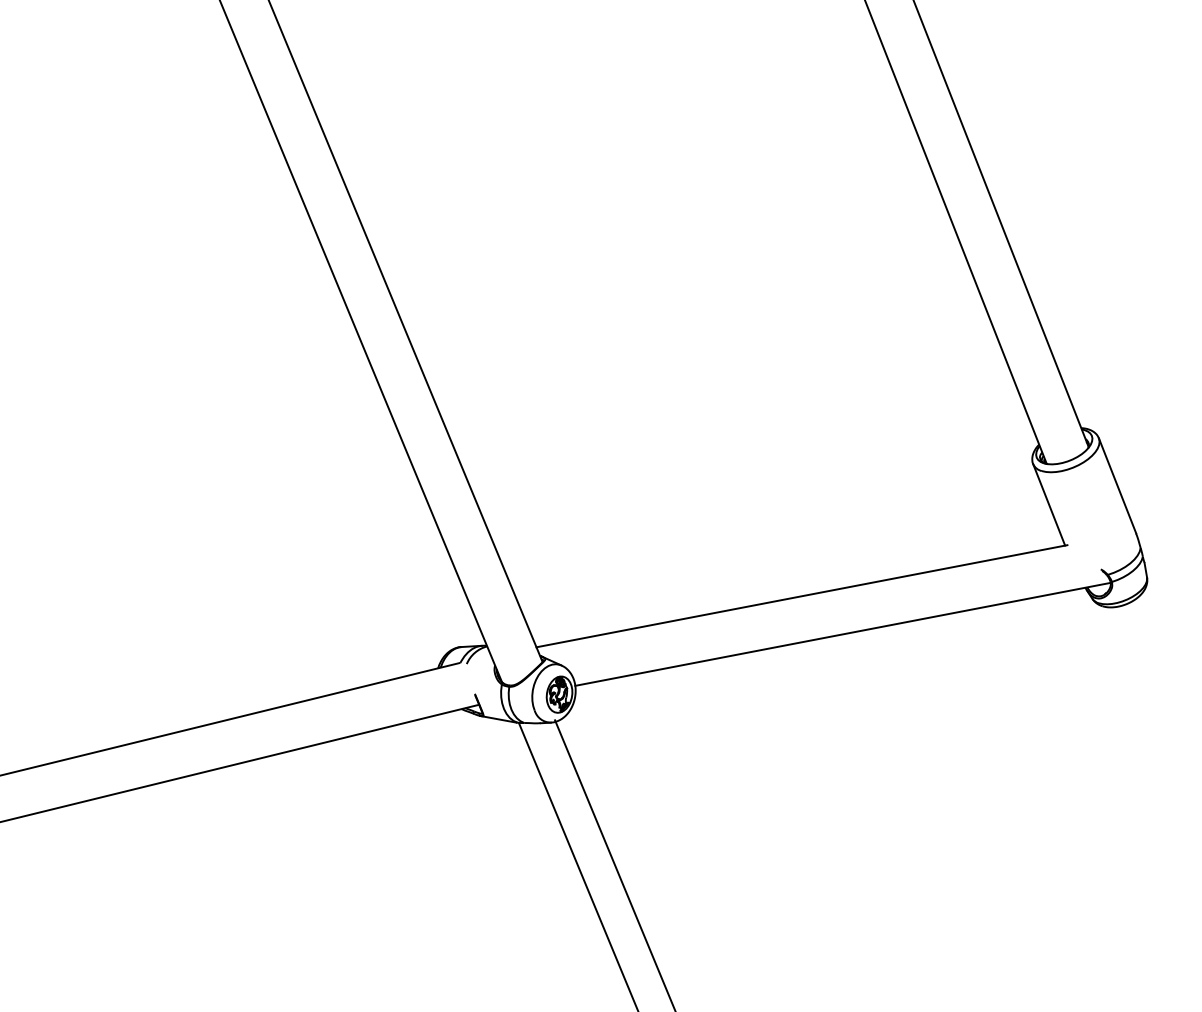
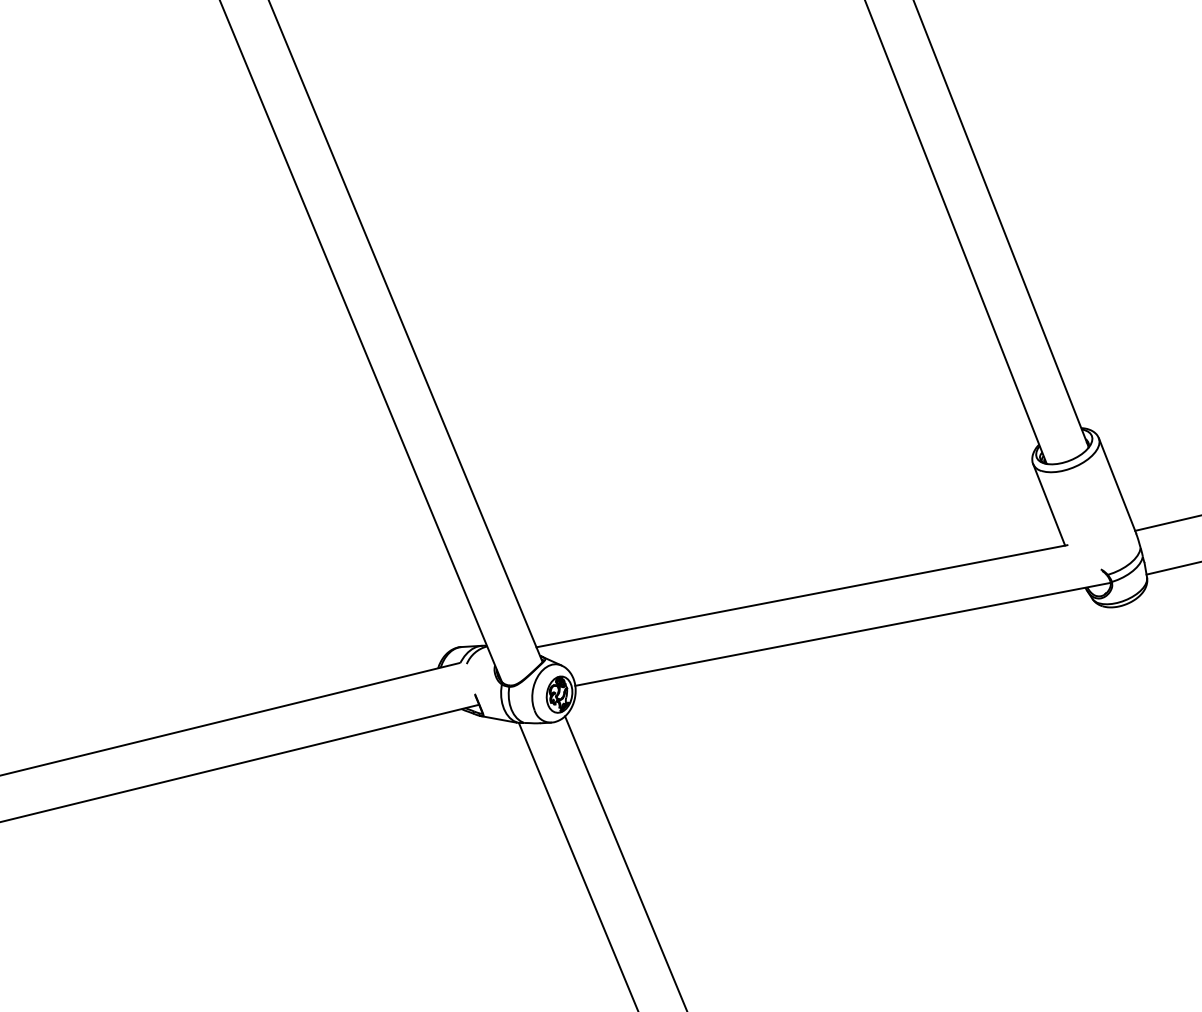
line: none -> present (1166, 523)
line: none -> present (1172, 568)
line position: (614, 864) -> (625, 862) (625, 862)
